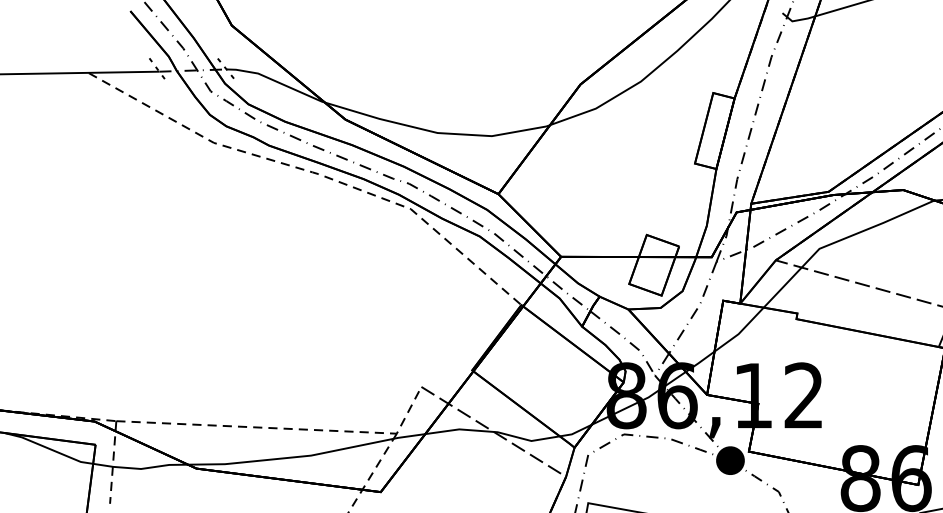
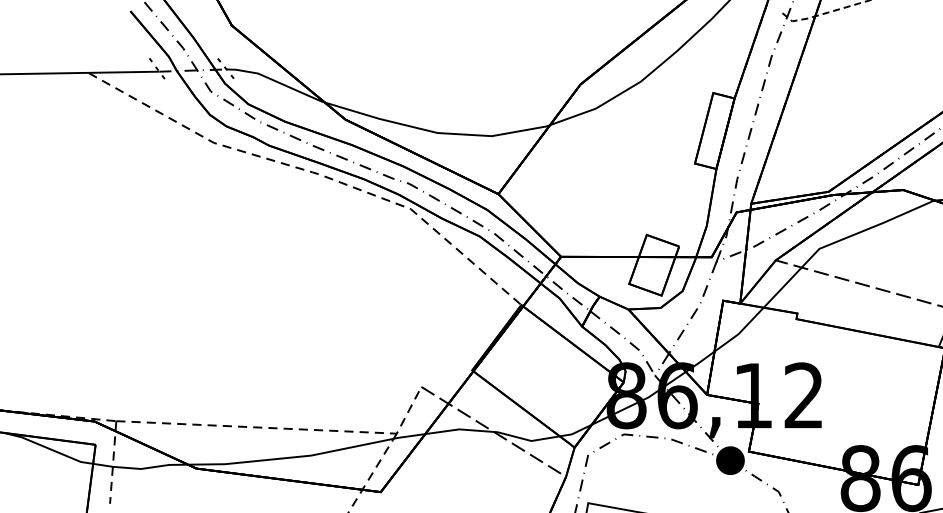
line: solid -> dashed (824, 13)
